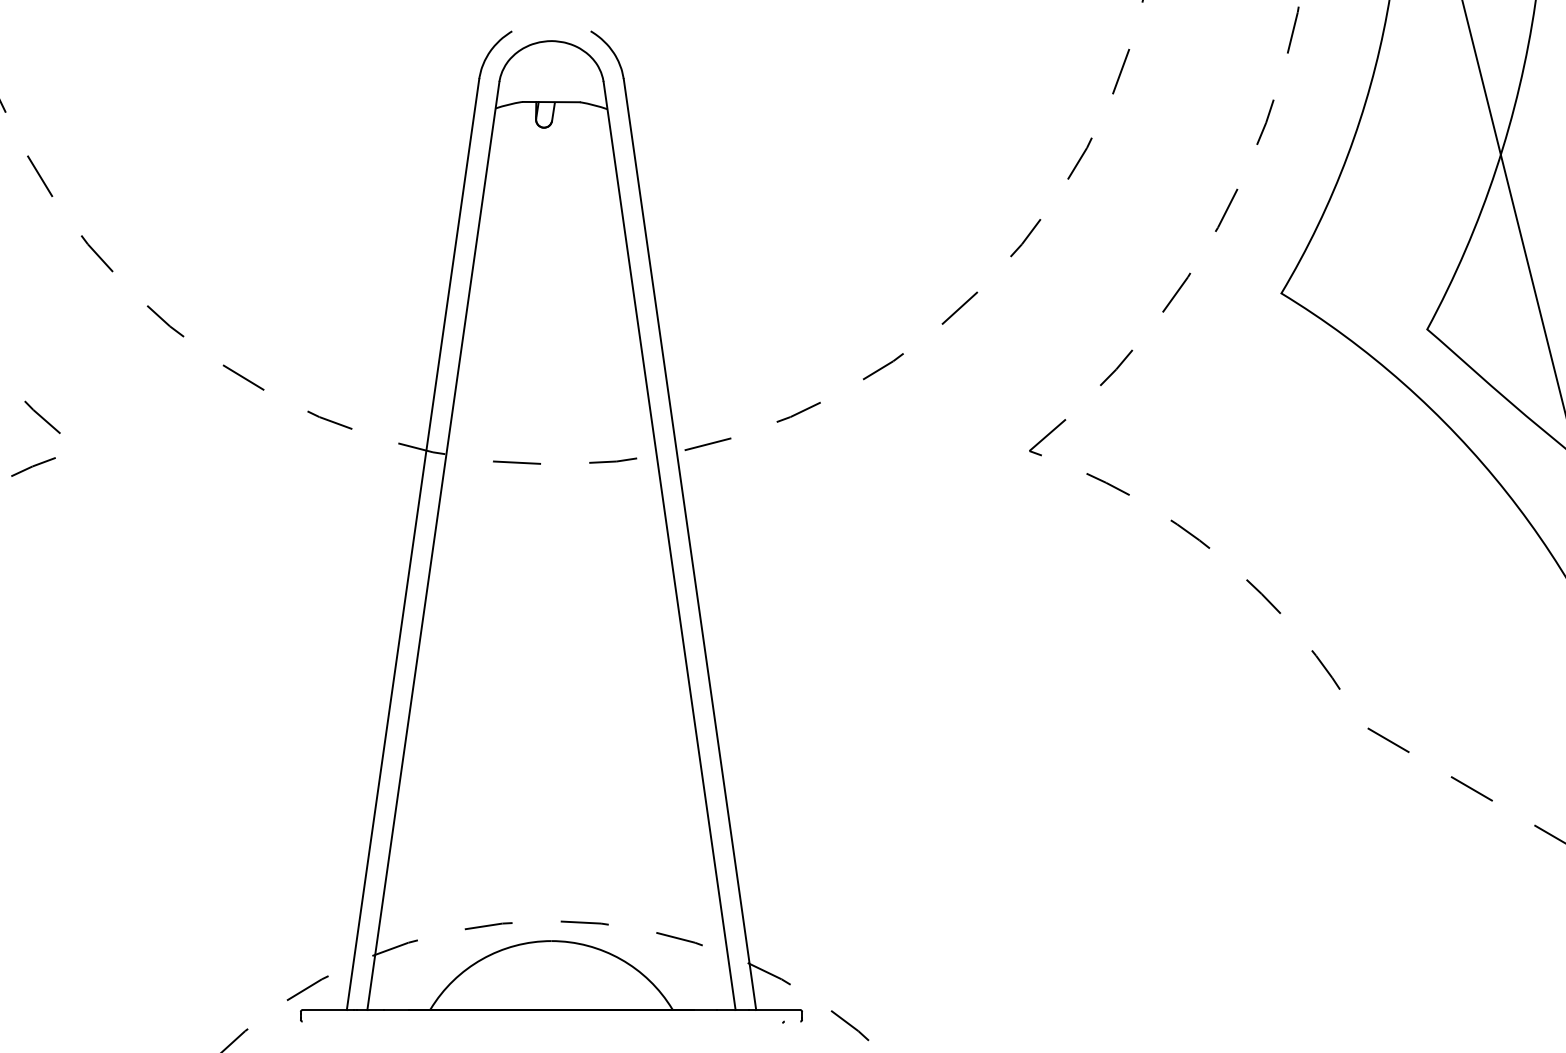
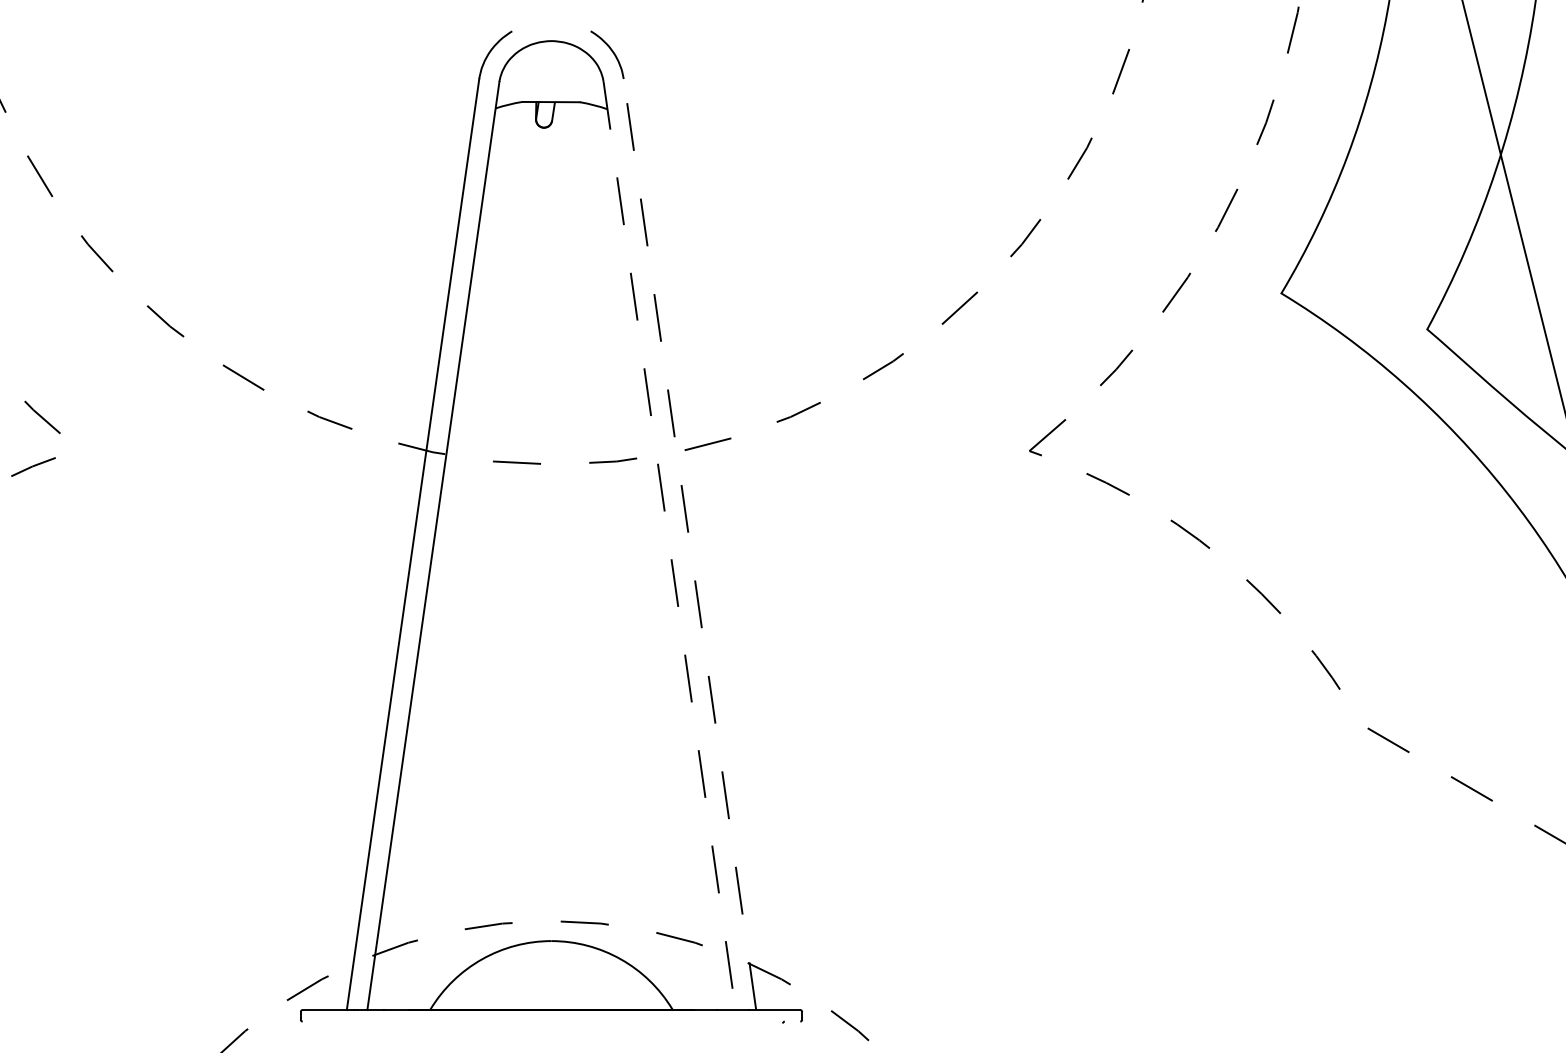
line: solid -> dashed (689, 544)
line: solid -> dashed (669, 545)
